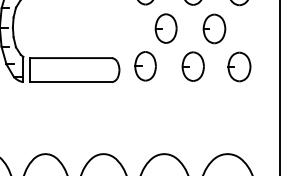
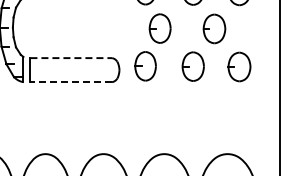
part position: (165, 28) -> (159, 28) (159, 28)
line: solid -> dashed (71, 58)
line: solid -> dashed (71, 82)
